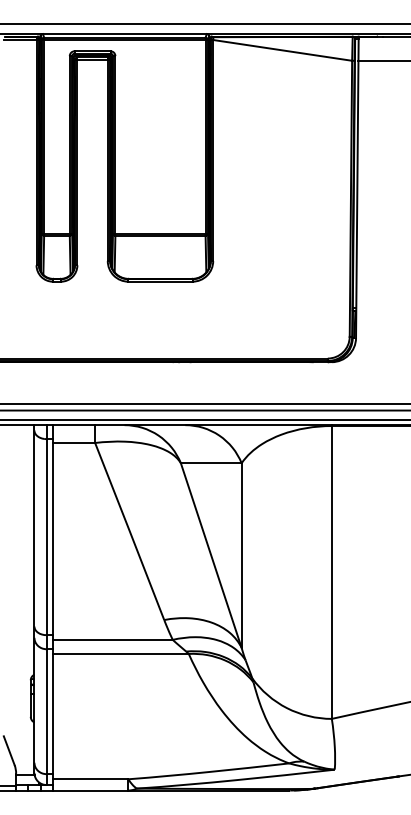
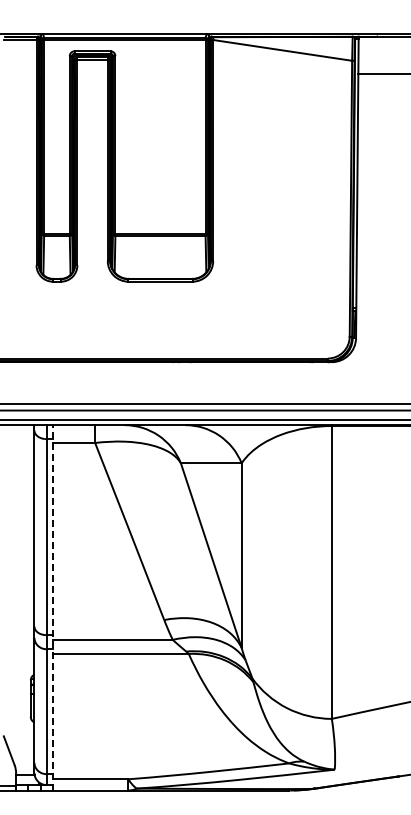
line: present -> none (204, 24)
line position: (382, 60) -> (382, 73) (382, 73)
line: solid -> dashed (52, 608)
